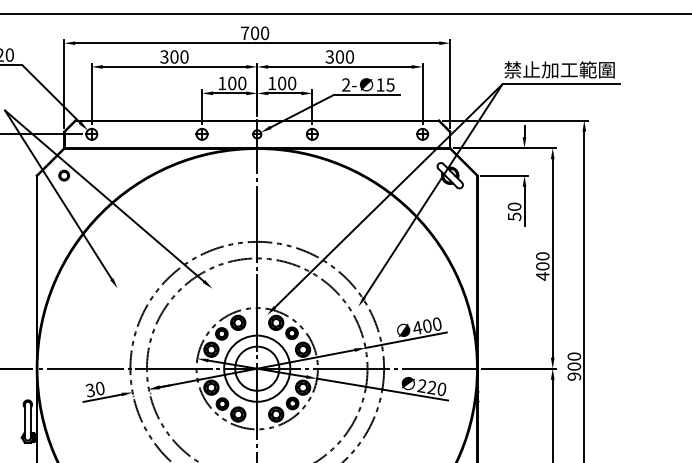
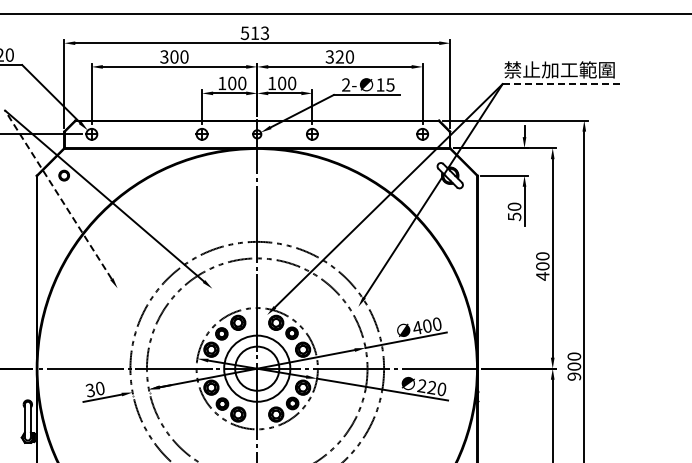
text: 700 -> 513 (254, 33)
text: 300 -> 320 (339, 56)
line: solid -> dashed (561, 84)
line: solid -> dashed (58, 194)
